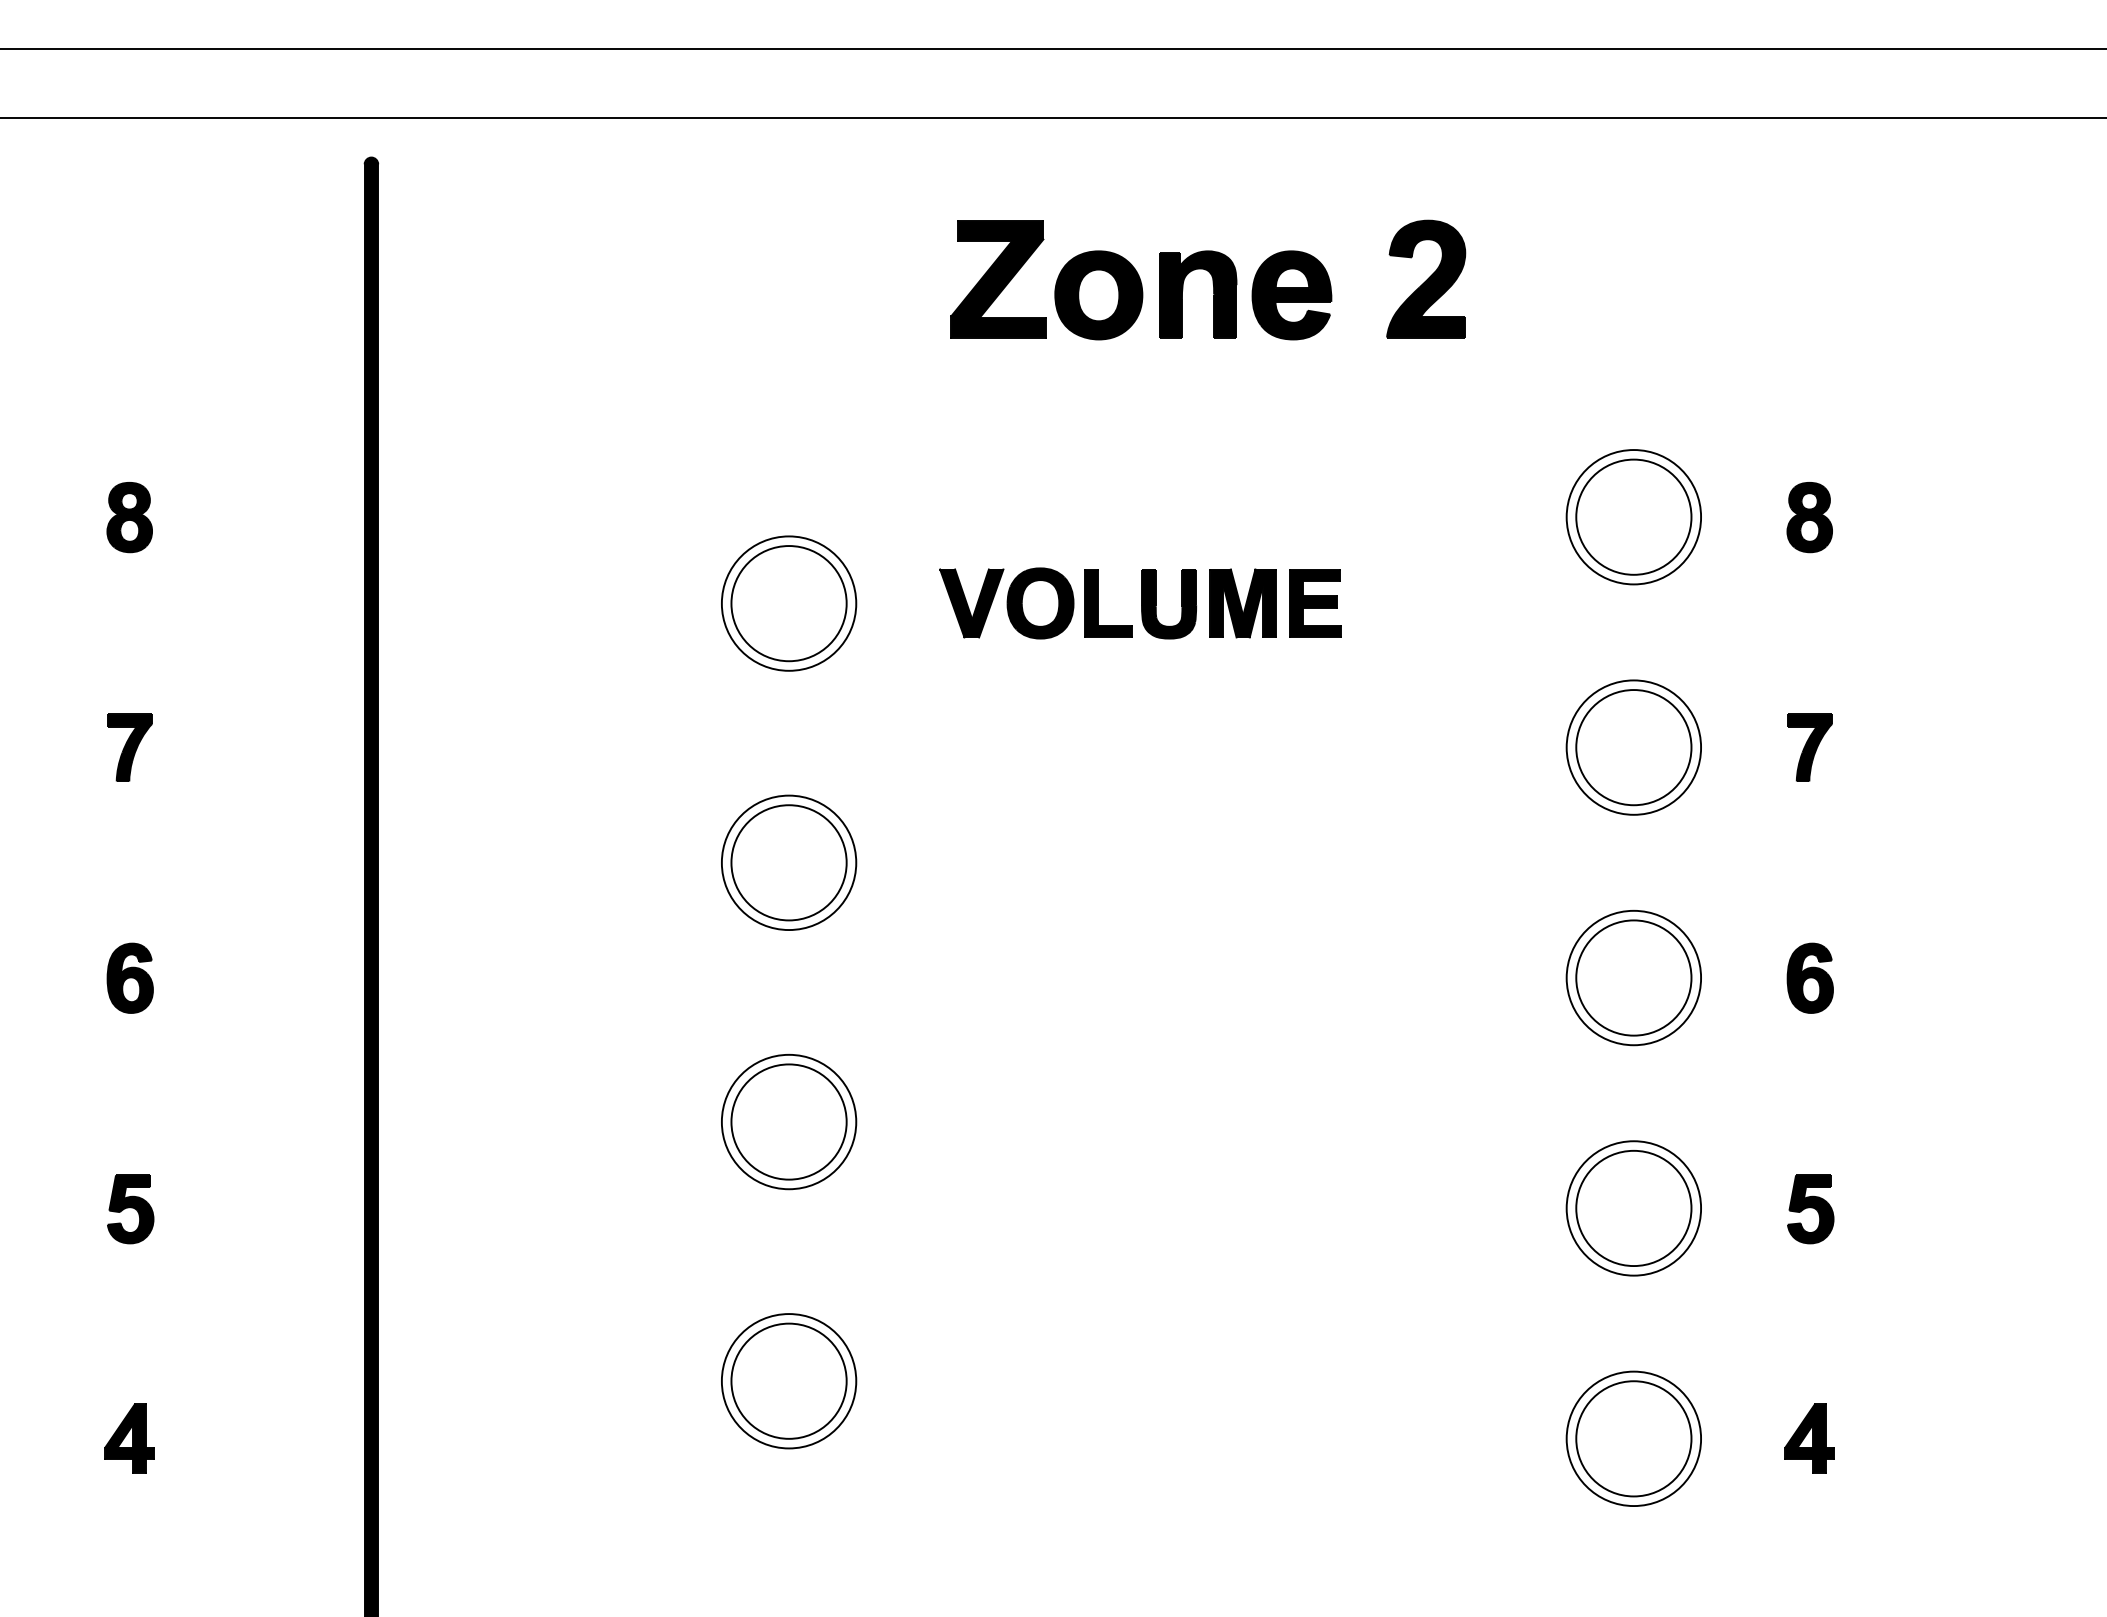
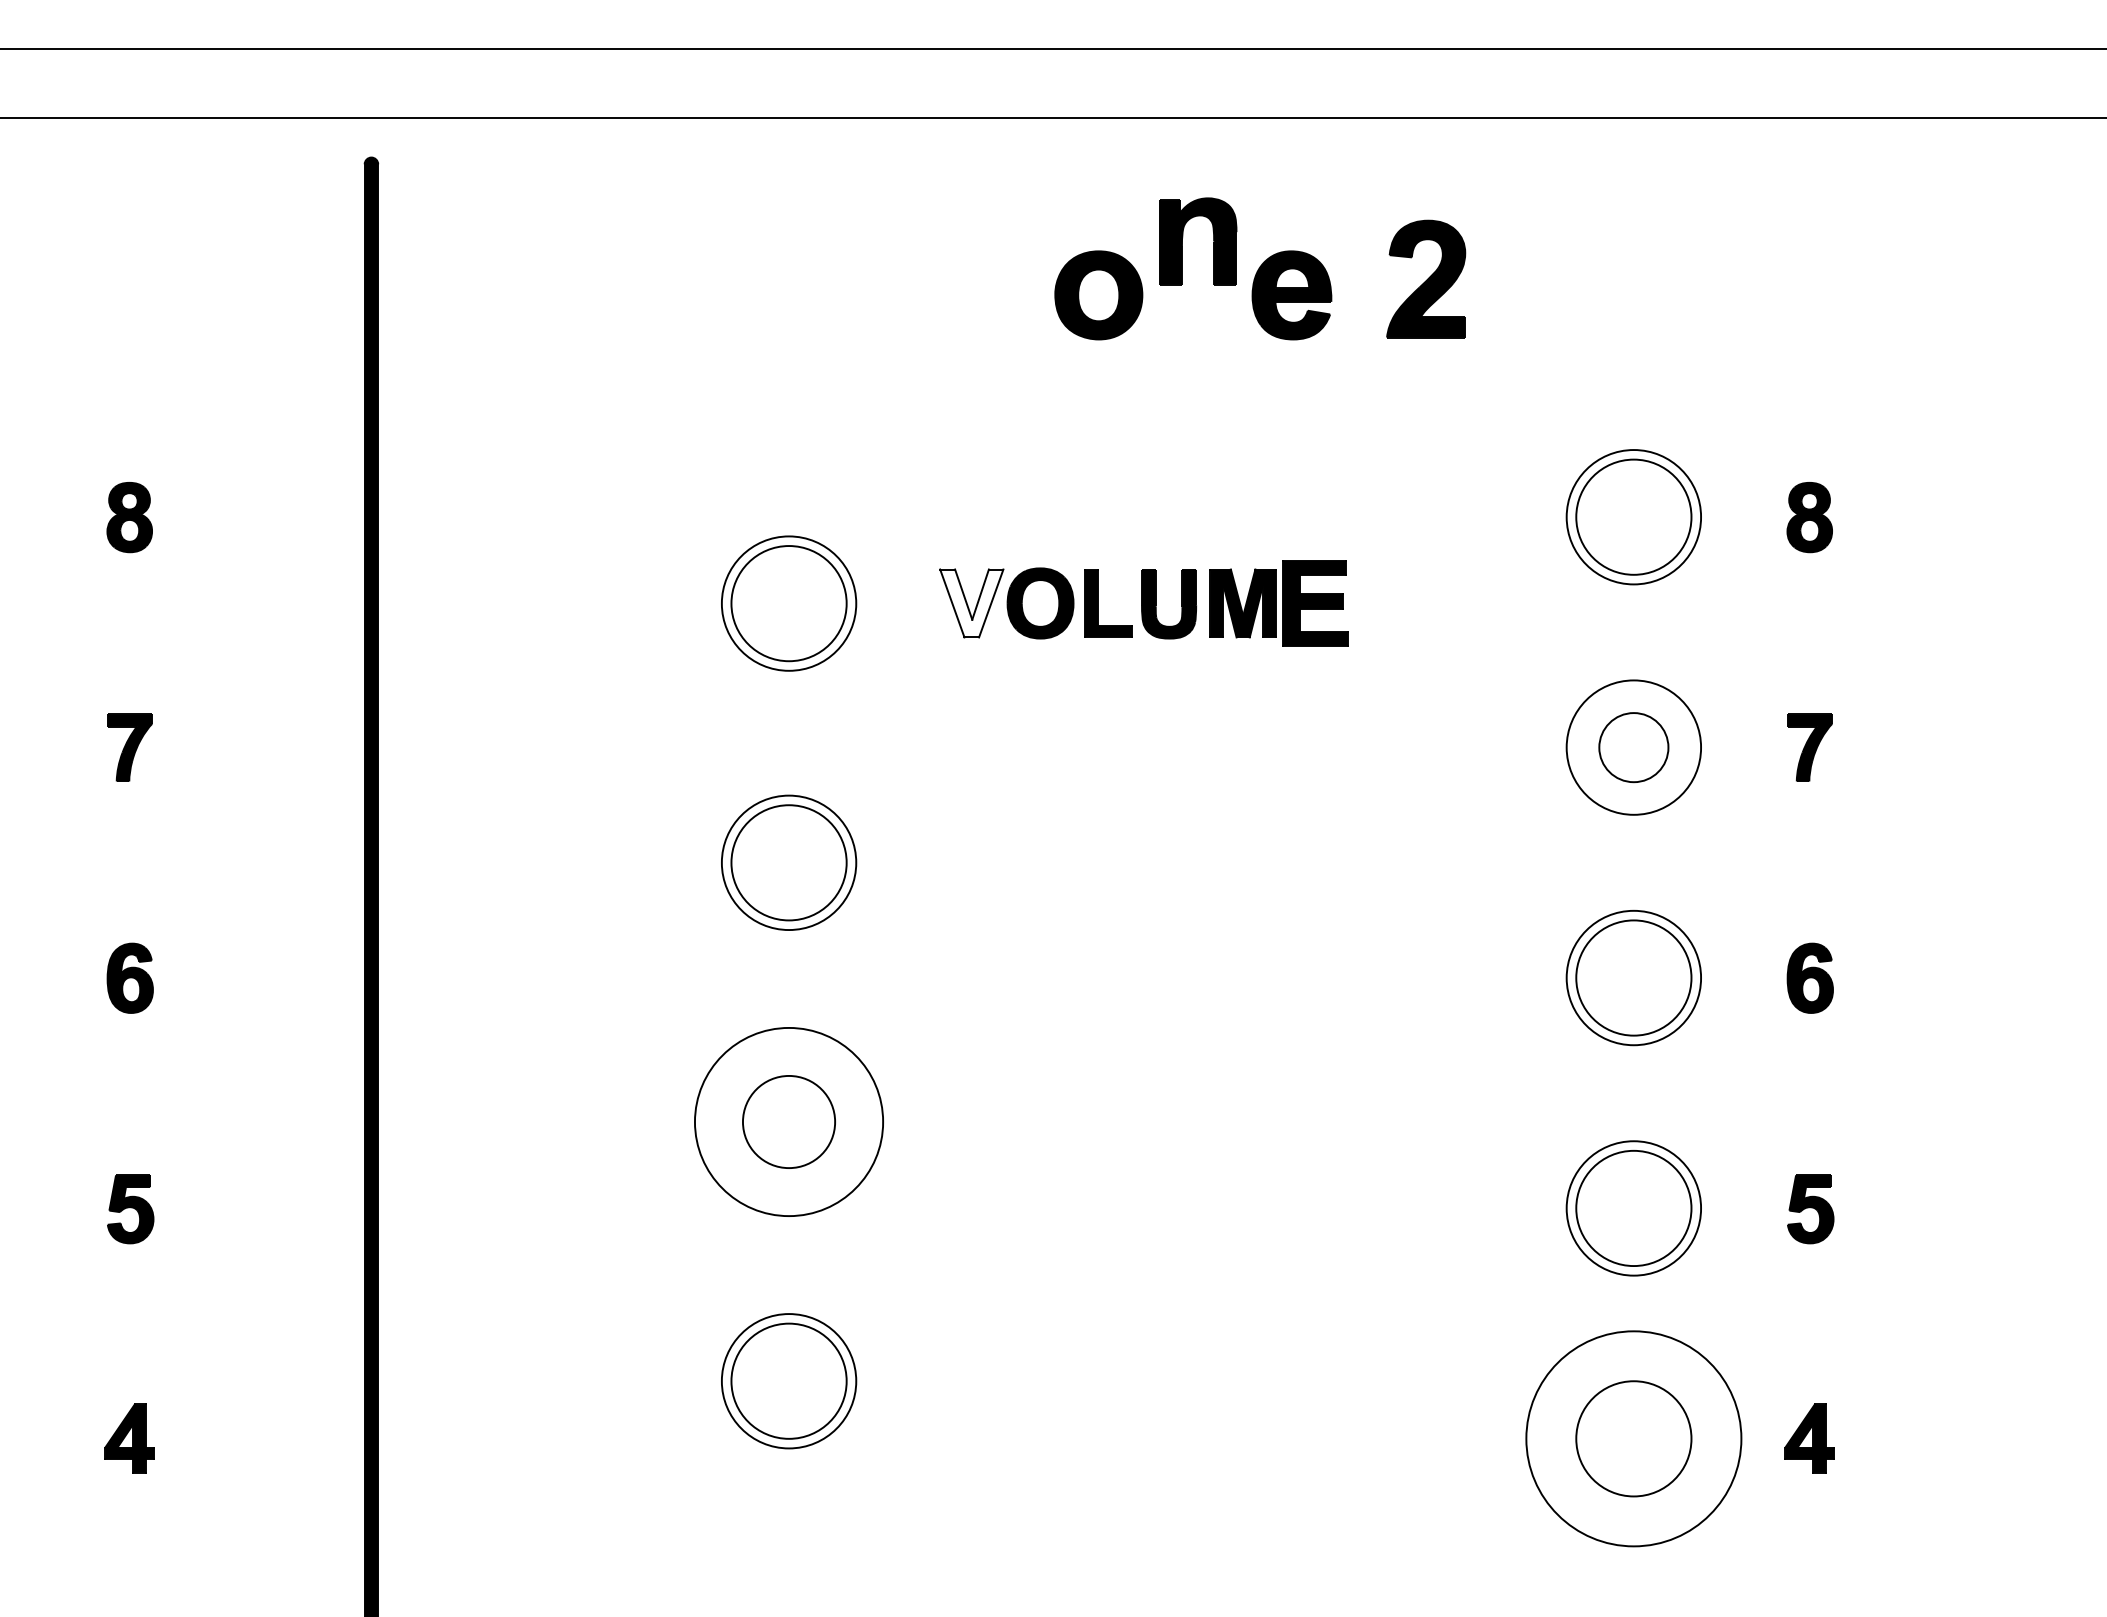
part: present -> none (998, 279)
part position: (1213, 294) -> (1213, 241) (1213, 241)
fill: present -> none (971, 603)
part size: 53x69 px -> 67x87 px (1315, 603)
circle diameter: 115 px -> 69 px (1633, 747)
circle diameter: 115 px -> 92 px (788, 1121)
circle diameter: 134 px -> 188 px (788, 1121)
circle diameter: 134 px -> 215 px (1633, 1438)
